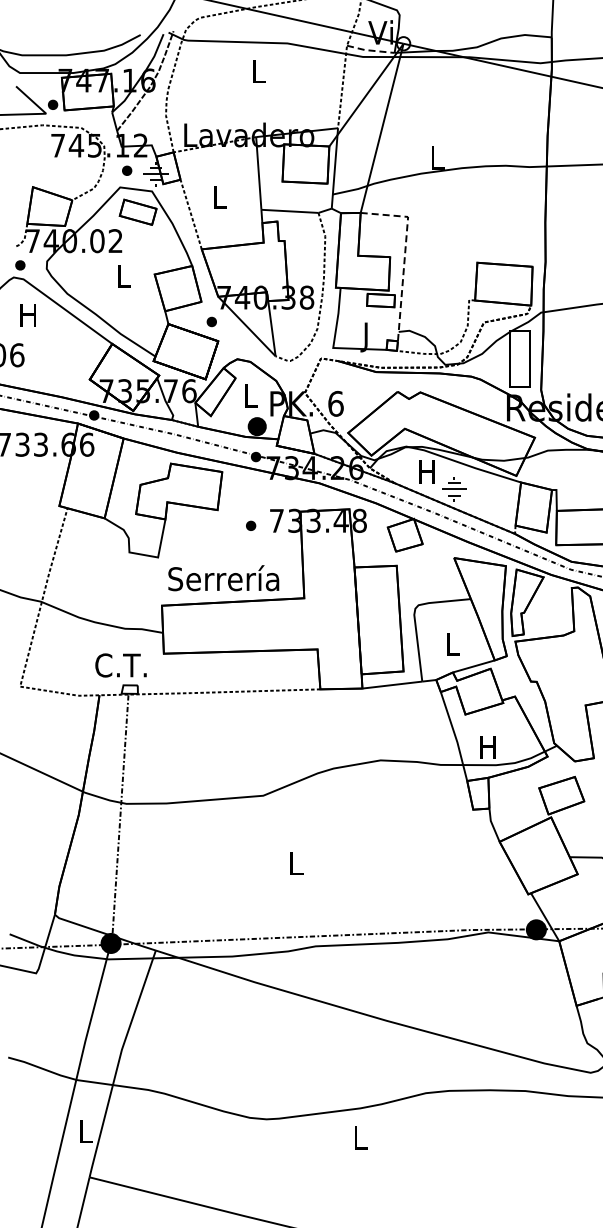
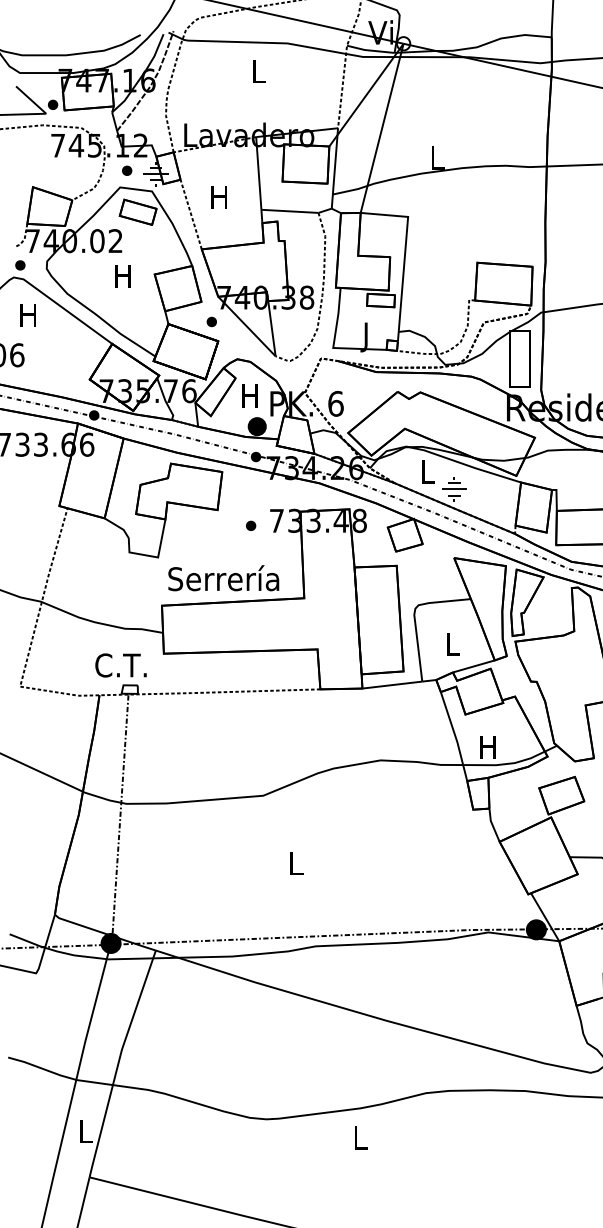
line: dashed -> solid (370, 50)
text: L -> H (218, 197)
line: dashed -> solid (405, 254)
text: L -> H (122, 276)
text: L -> H (249, 395)
text: H -> L (426, 471)
